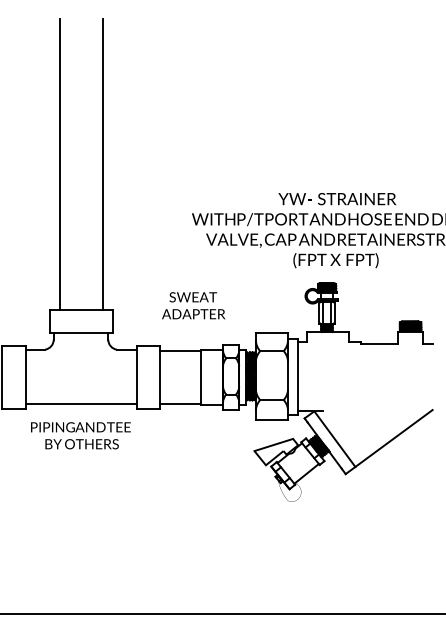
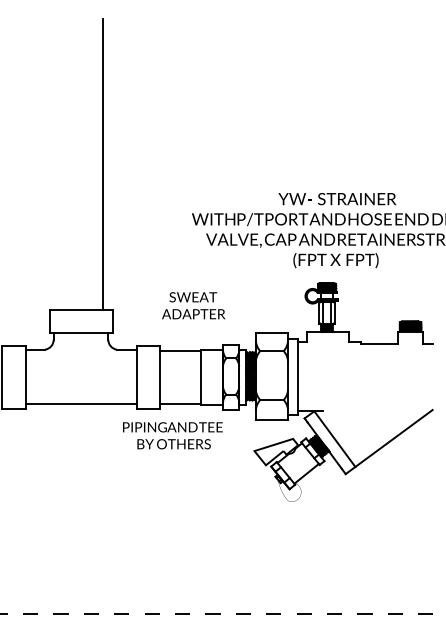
line: present -> none (60, 164)
text position: (80, 435) -> (172, 435) (172, 435)
line: solid -> dashed (223, 614)
